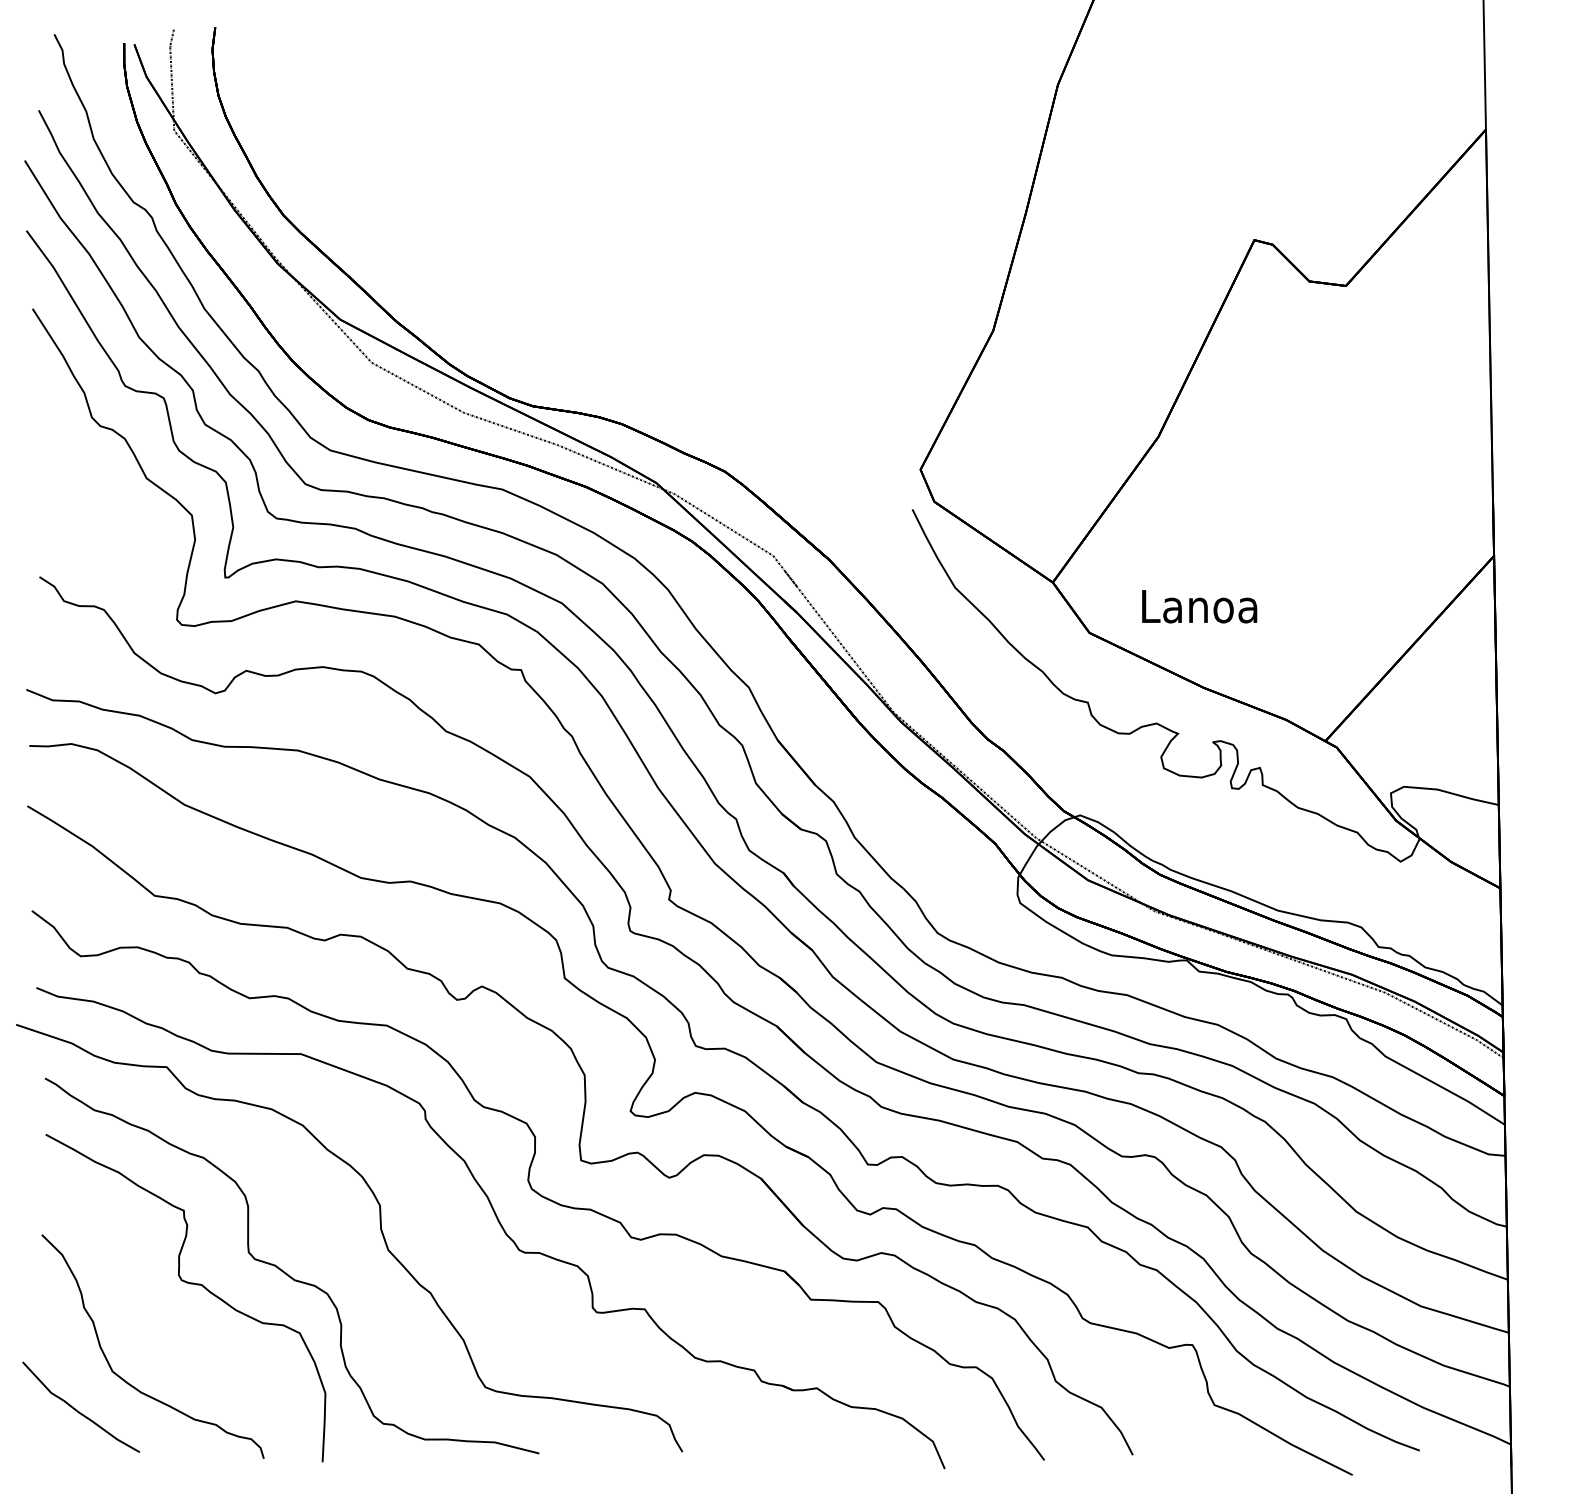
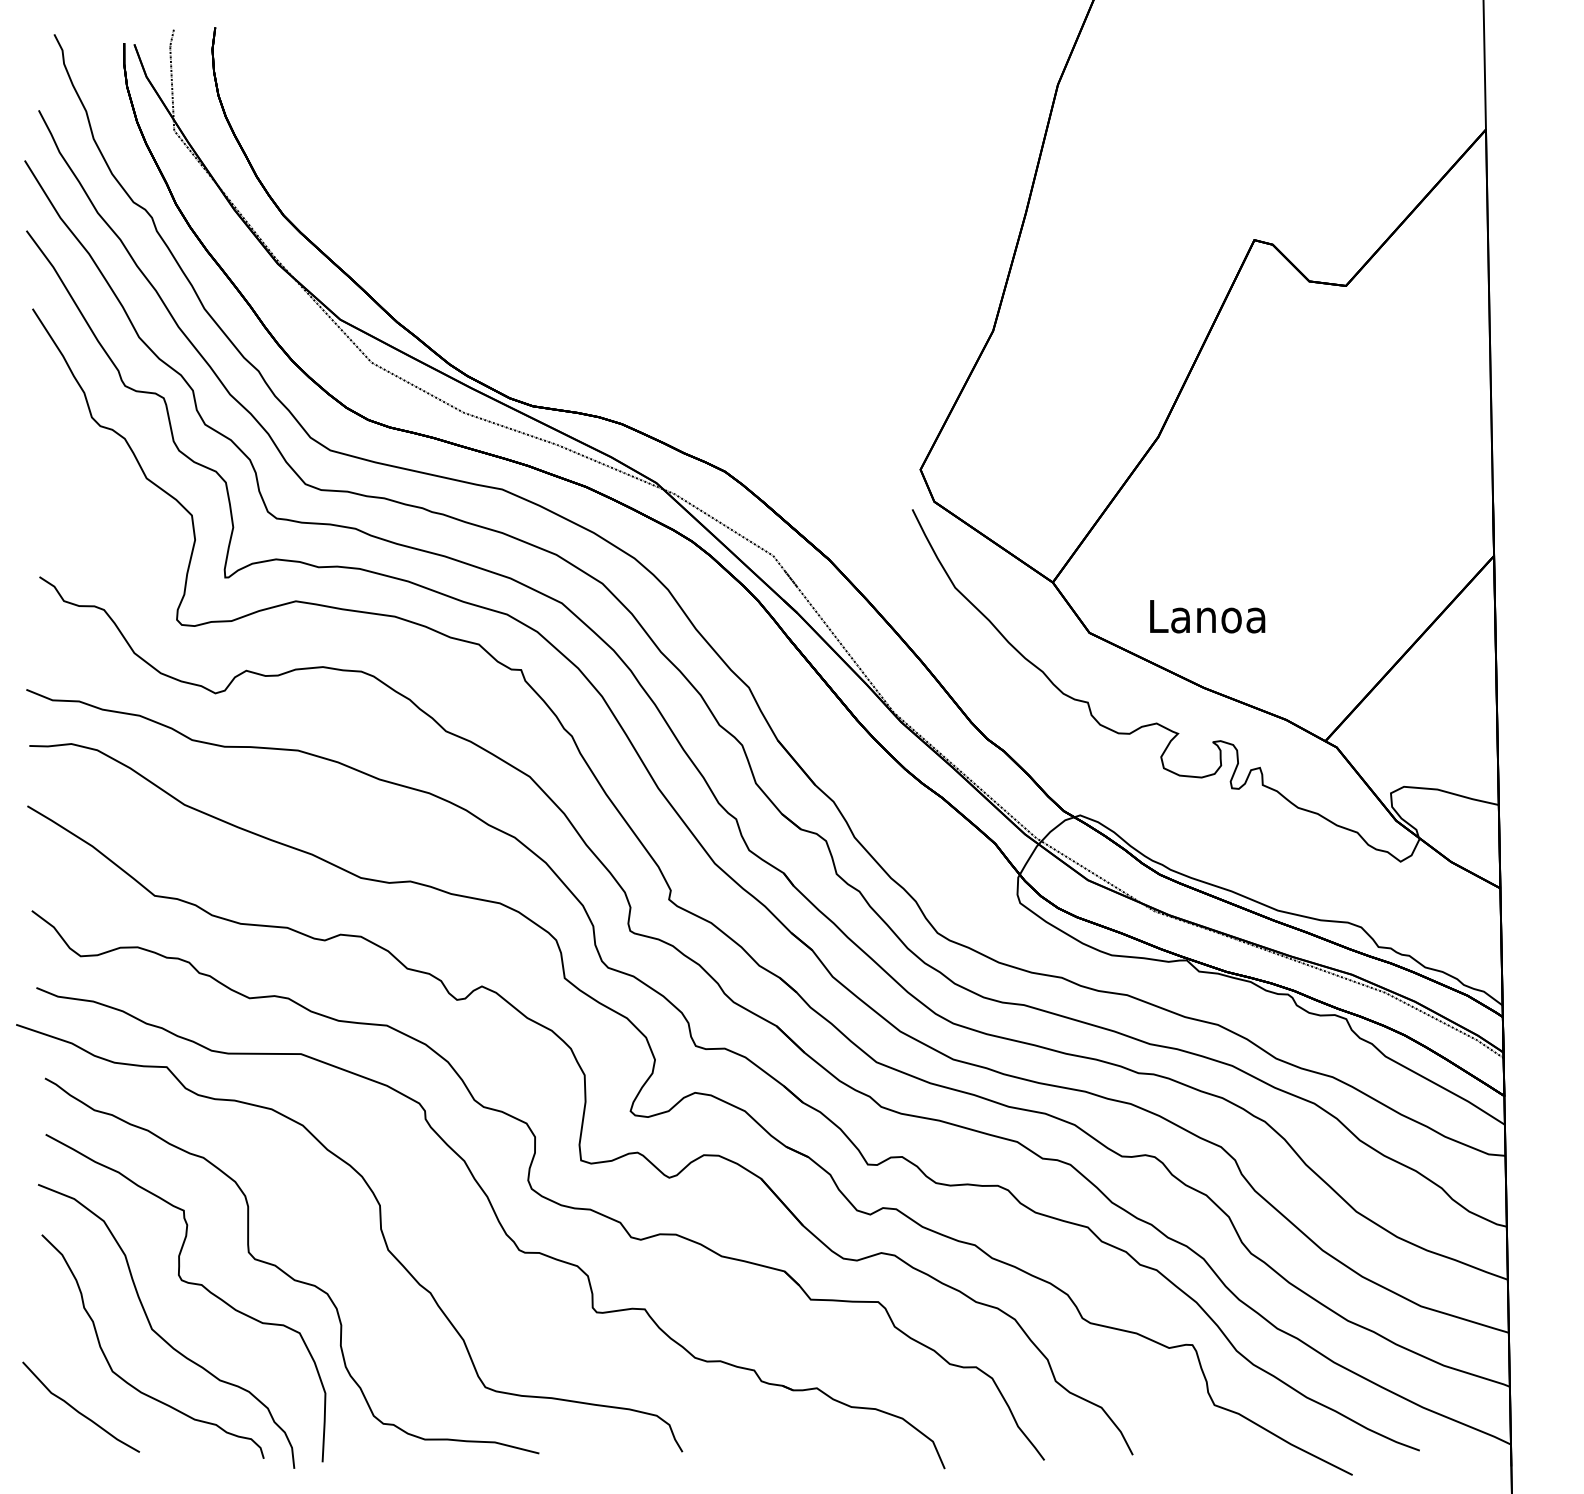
text position: (1199, 606) -> (1207, 616) (1207, 616)
part: none -> present (158, 1333)
